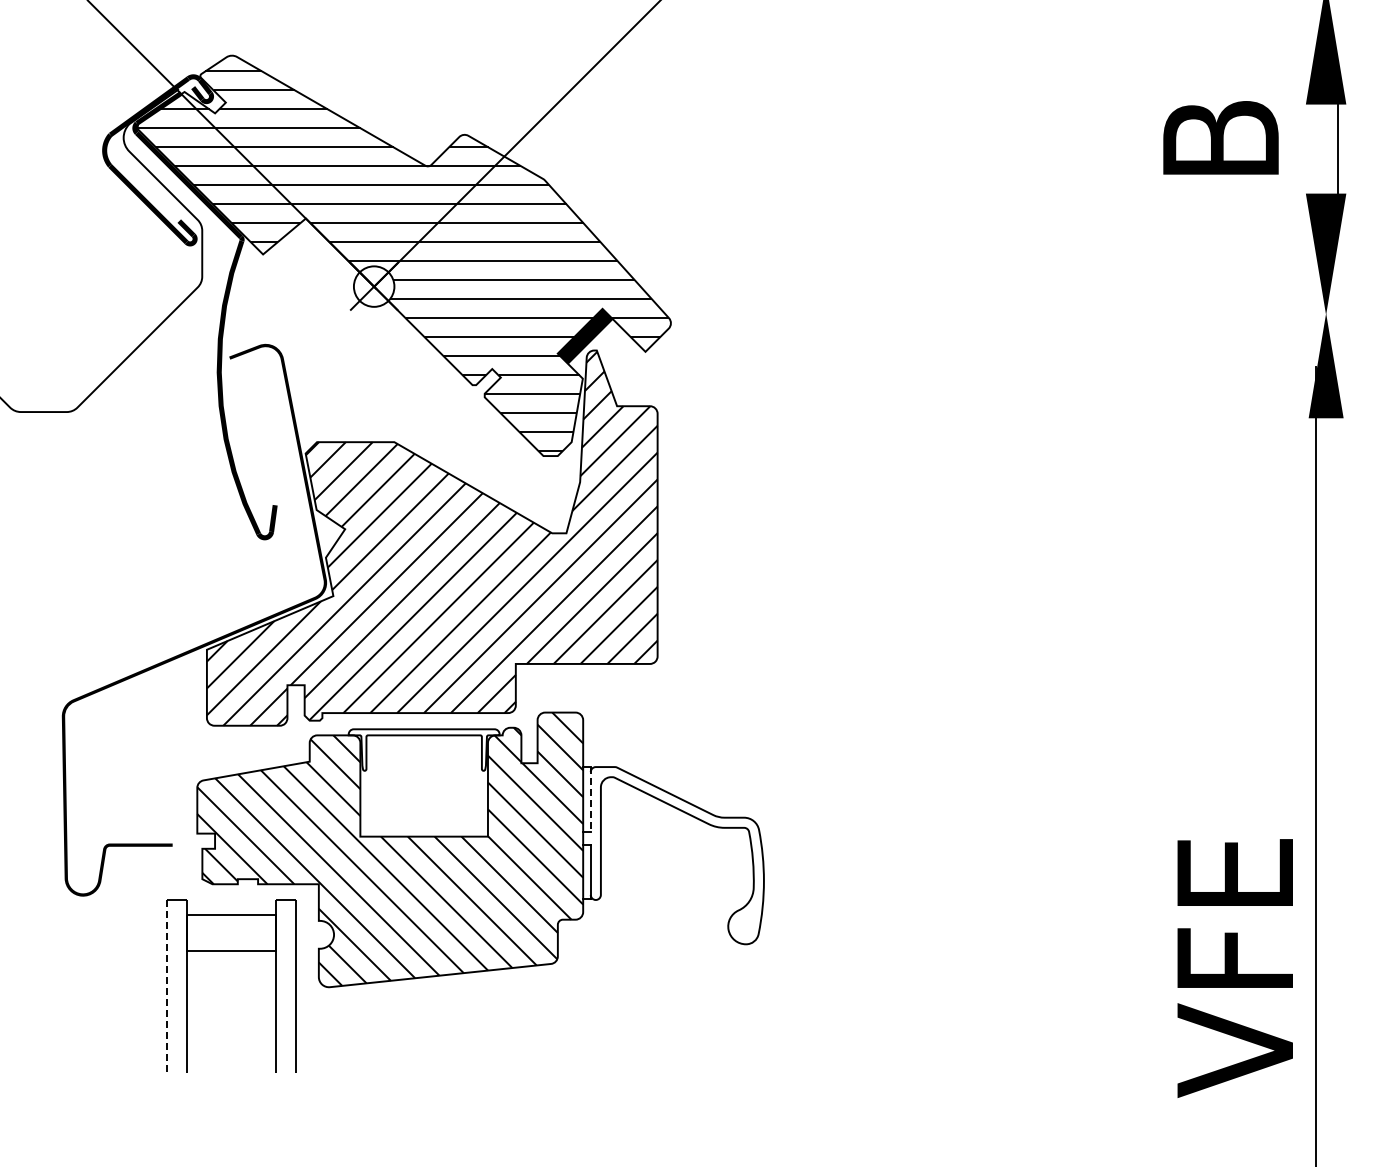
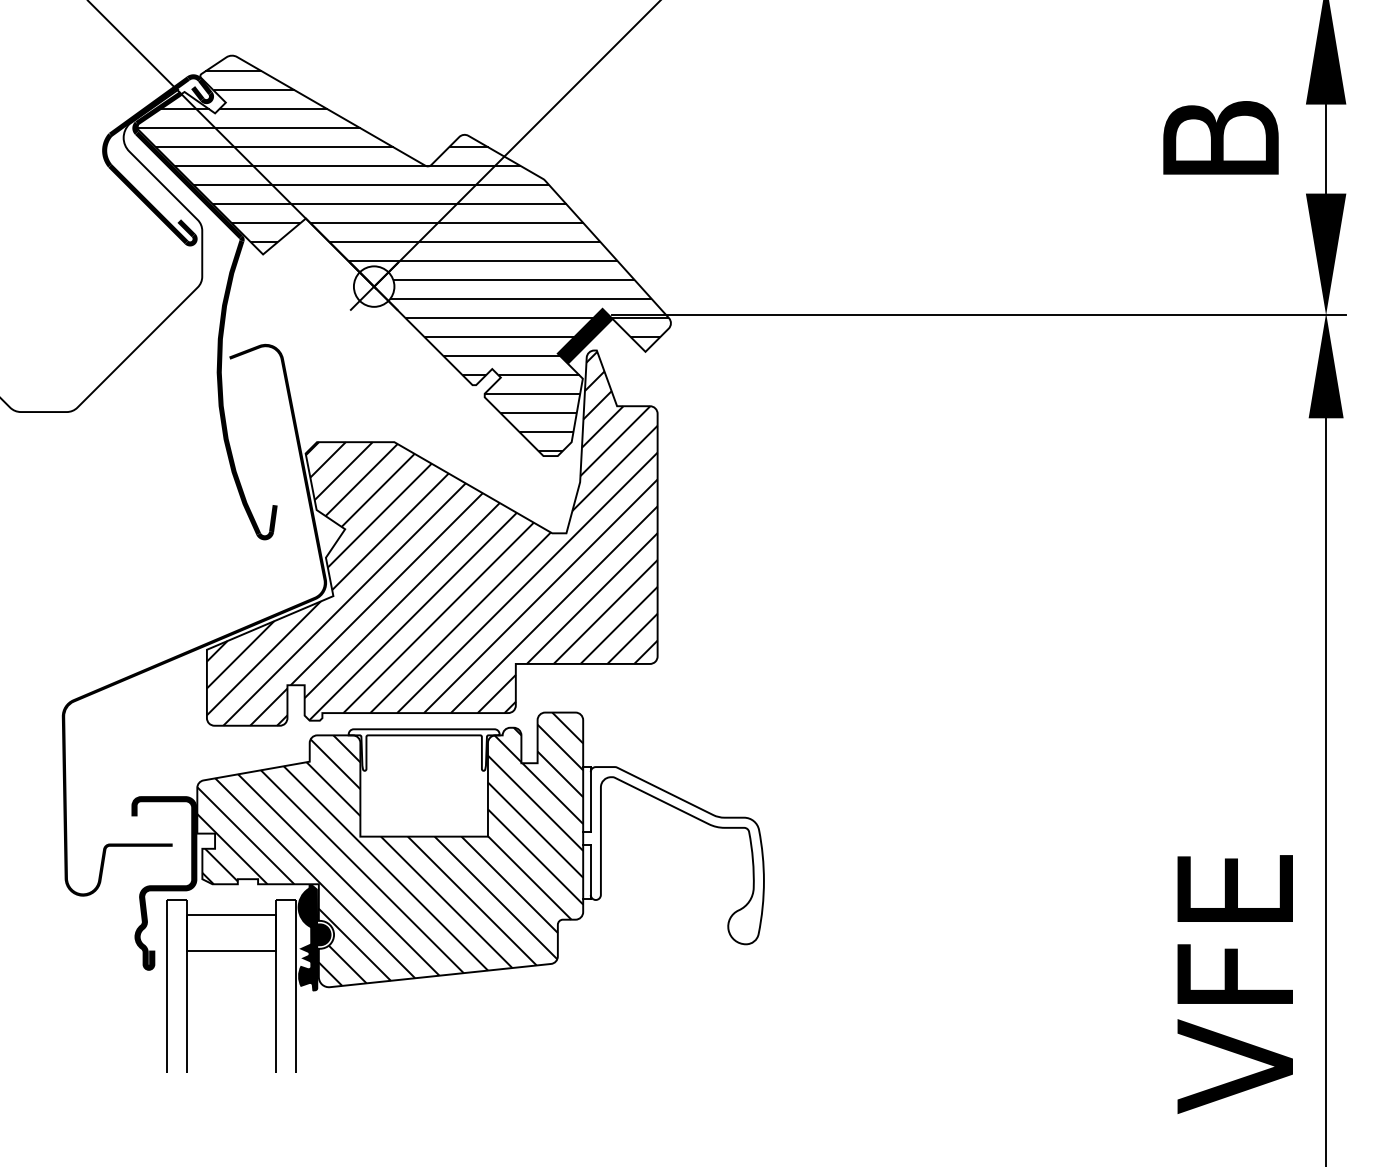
line position: (1338, 148) -> (1326, 148) (1326, 148)
line: none -> present (979, 315)
line position: (1316, 765) -> (1326, 765) (1326, 765)
line: dashed -> solid (590, 799)
fill: none -> present (164, 883)
fill: none -> present (314, 937)
text position: (1234, 968) -> (1234, 984) (1234, 984)
line: dashed -> solid (166, 986)
